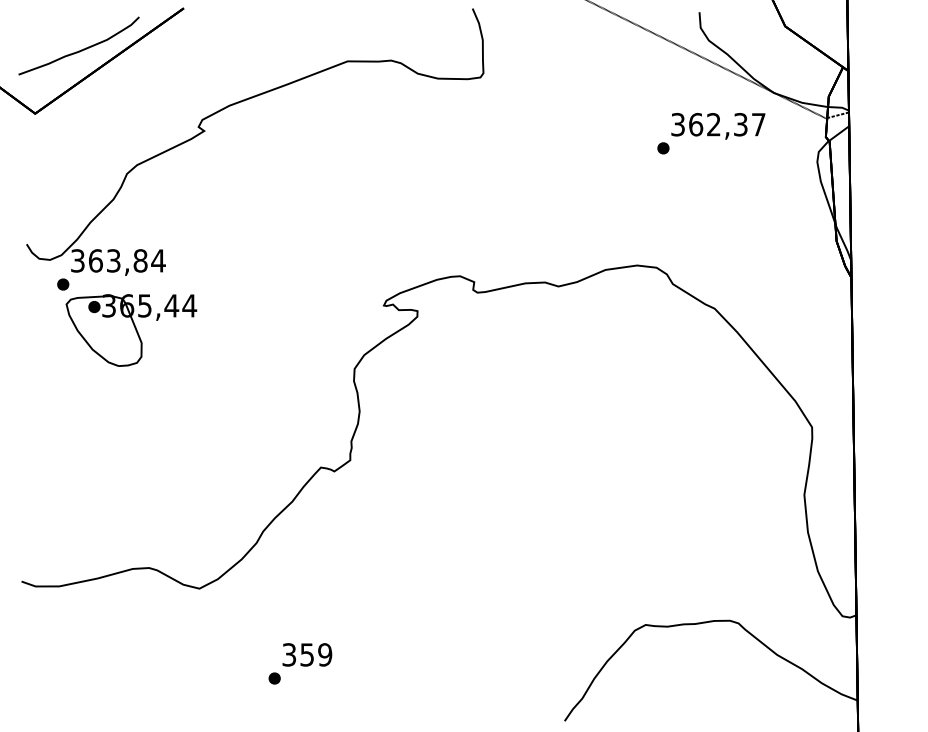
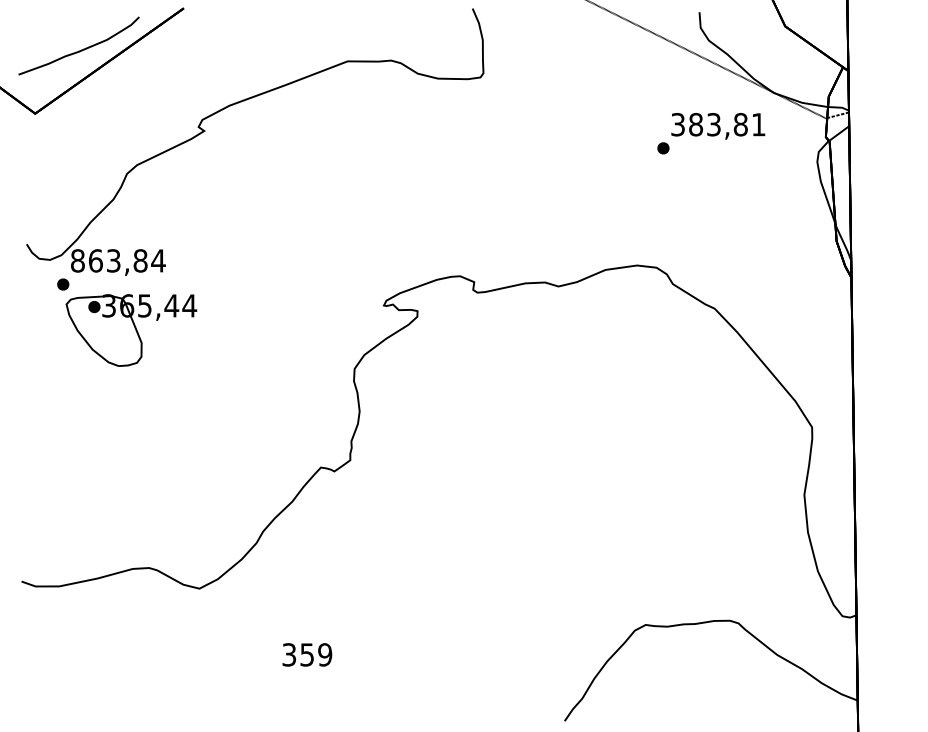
text: 362,37 -> 383,81 (727, 124)
text: 363,84 -> 863,84 (77, 260)
part: present -> none (274, 678)
